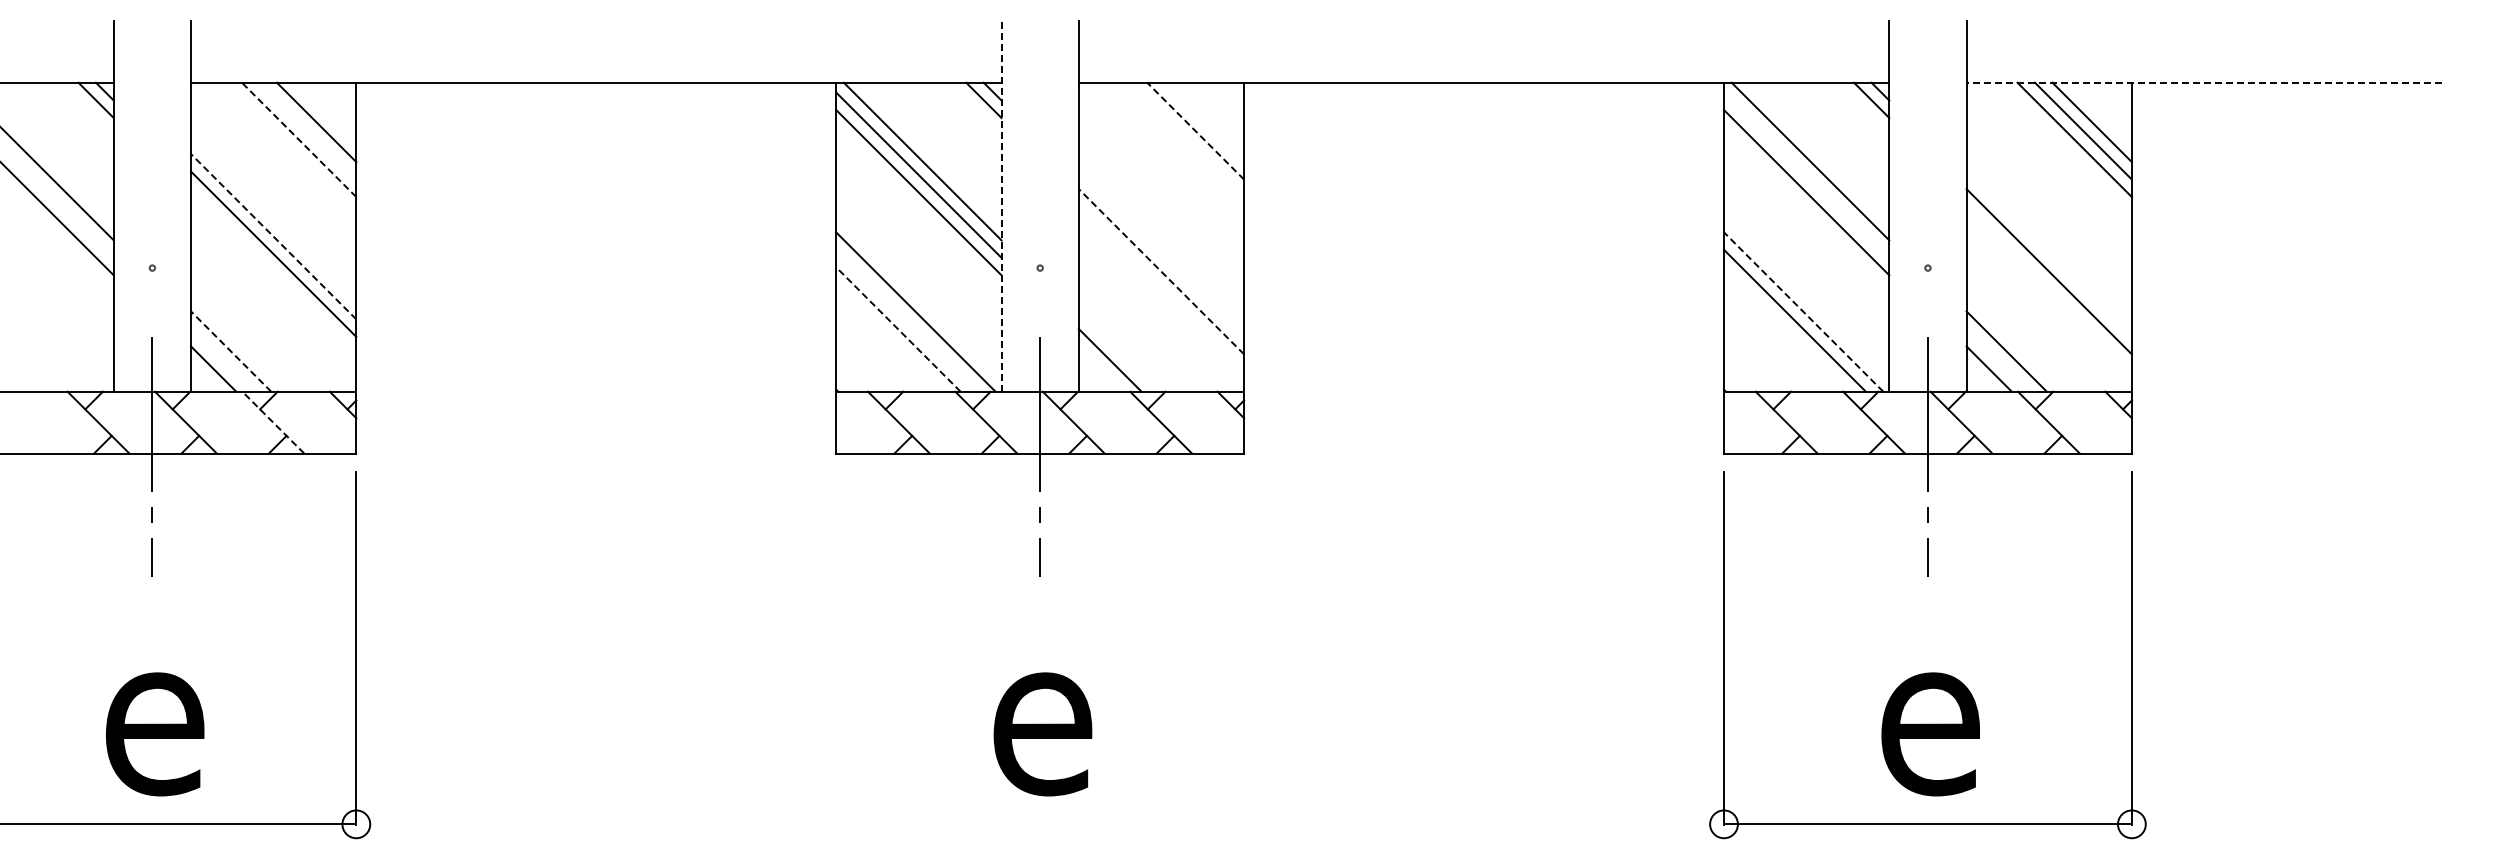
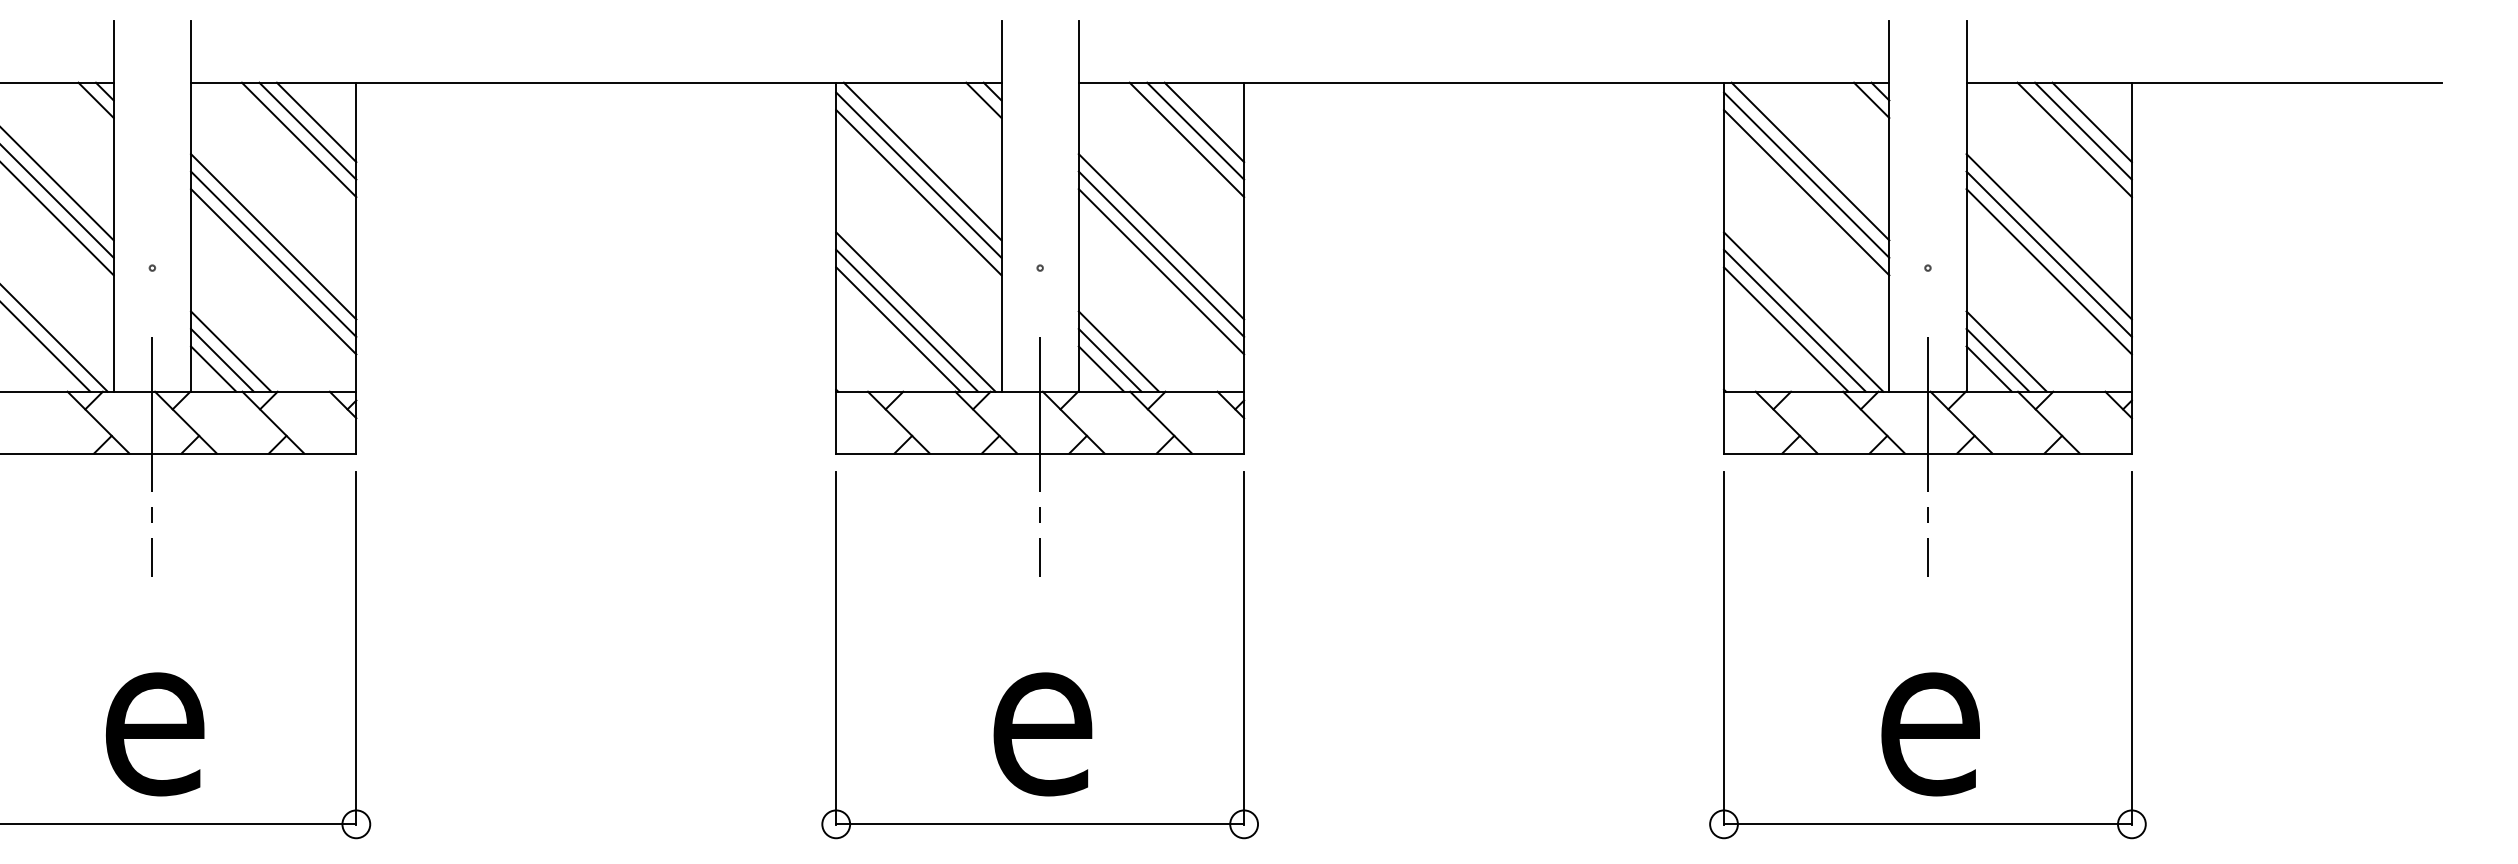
line: dashed -> solid (2204, 82)
line: none -> present (1204, 122)
line: none -> present (307, 130)
line: dashed -> solid (1195, 131)
line: dashed -> solid (299, 139)
line: none -> present (1186, 139)
line: none -> present (1806, 174)
line: none -> present (57, 201)
line: dashed -> solid (1001, 205)
line: dashed -> solid (273, 236)
line: none -> present (1161, 236)
line: none -> present (2048, 236)
line: none -> present (1161, 253)
line: none -> present (2048, 253)
line: none -> present (273, 271)
line: dashed -> solid (1161, 271)
line: dashed -> solid (1803, 312)
line: none -> present (907, 320)
line: dashed -> solid (898, 329)
line: none -> present (1786, 329)
line: none -> present (54, 338)
line: none -> present (46, 347)
line: dashed -> solid (231, 351)
line: none -> present (1118, 351)
line: none -> present (222, 359)
line: none -> present (1997, 359)
line: none -> present (1101, 368)
line: dashed -> solid (273, 422)
part: none -> present (1039, 823)
